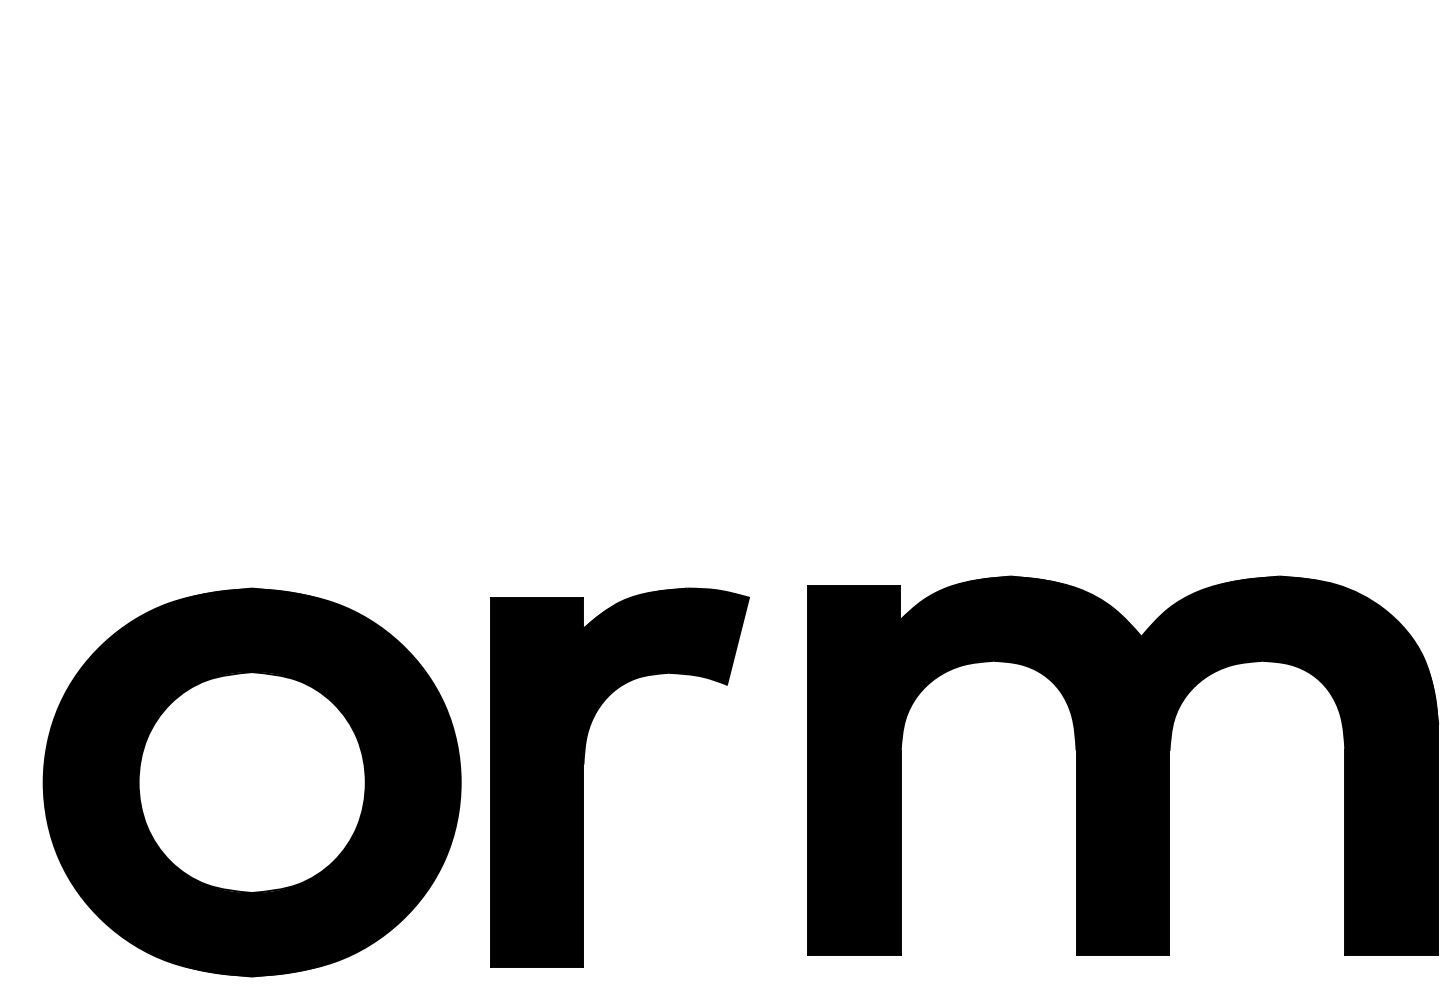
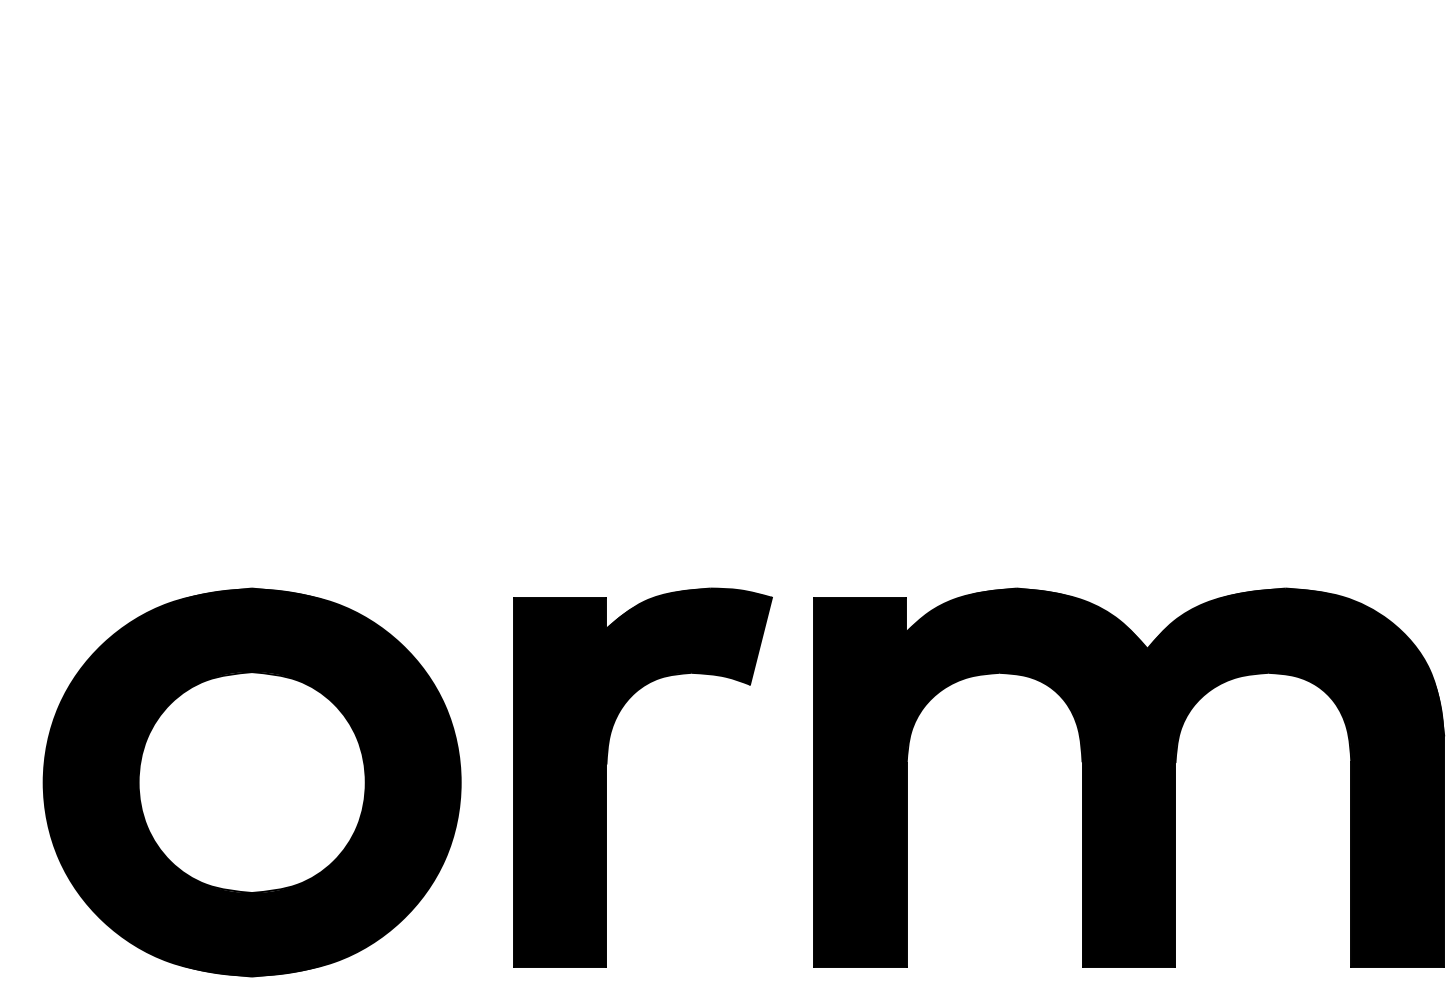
part position: (1123, 765) -> (1129, 777) (1129, 777)
part position: (583, 777) -> (606, 777) (606, 777)
